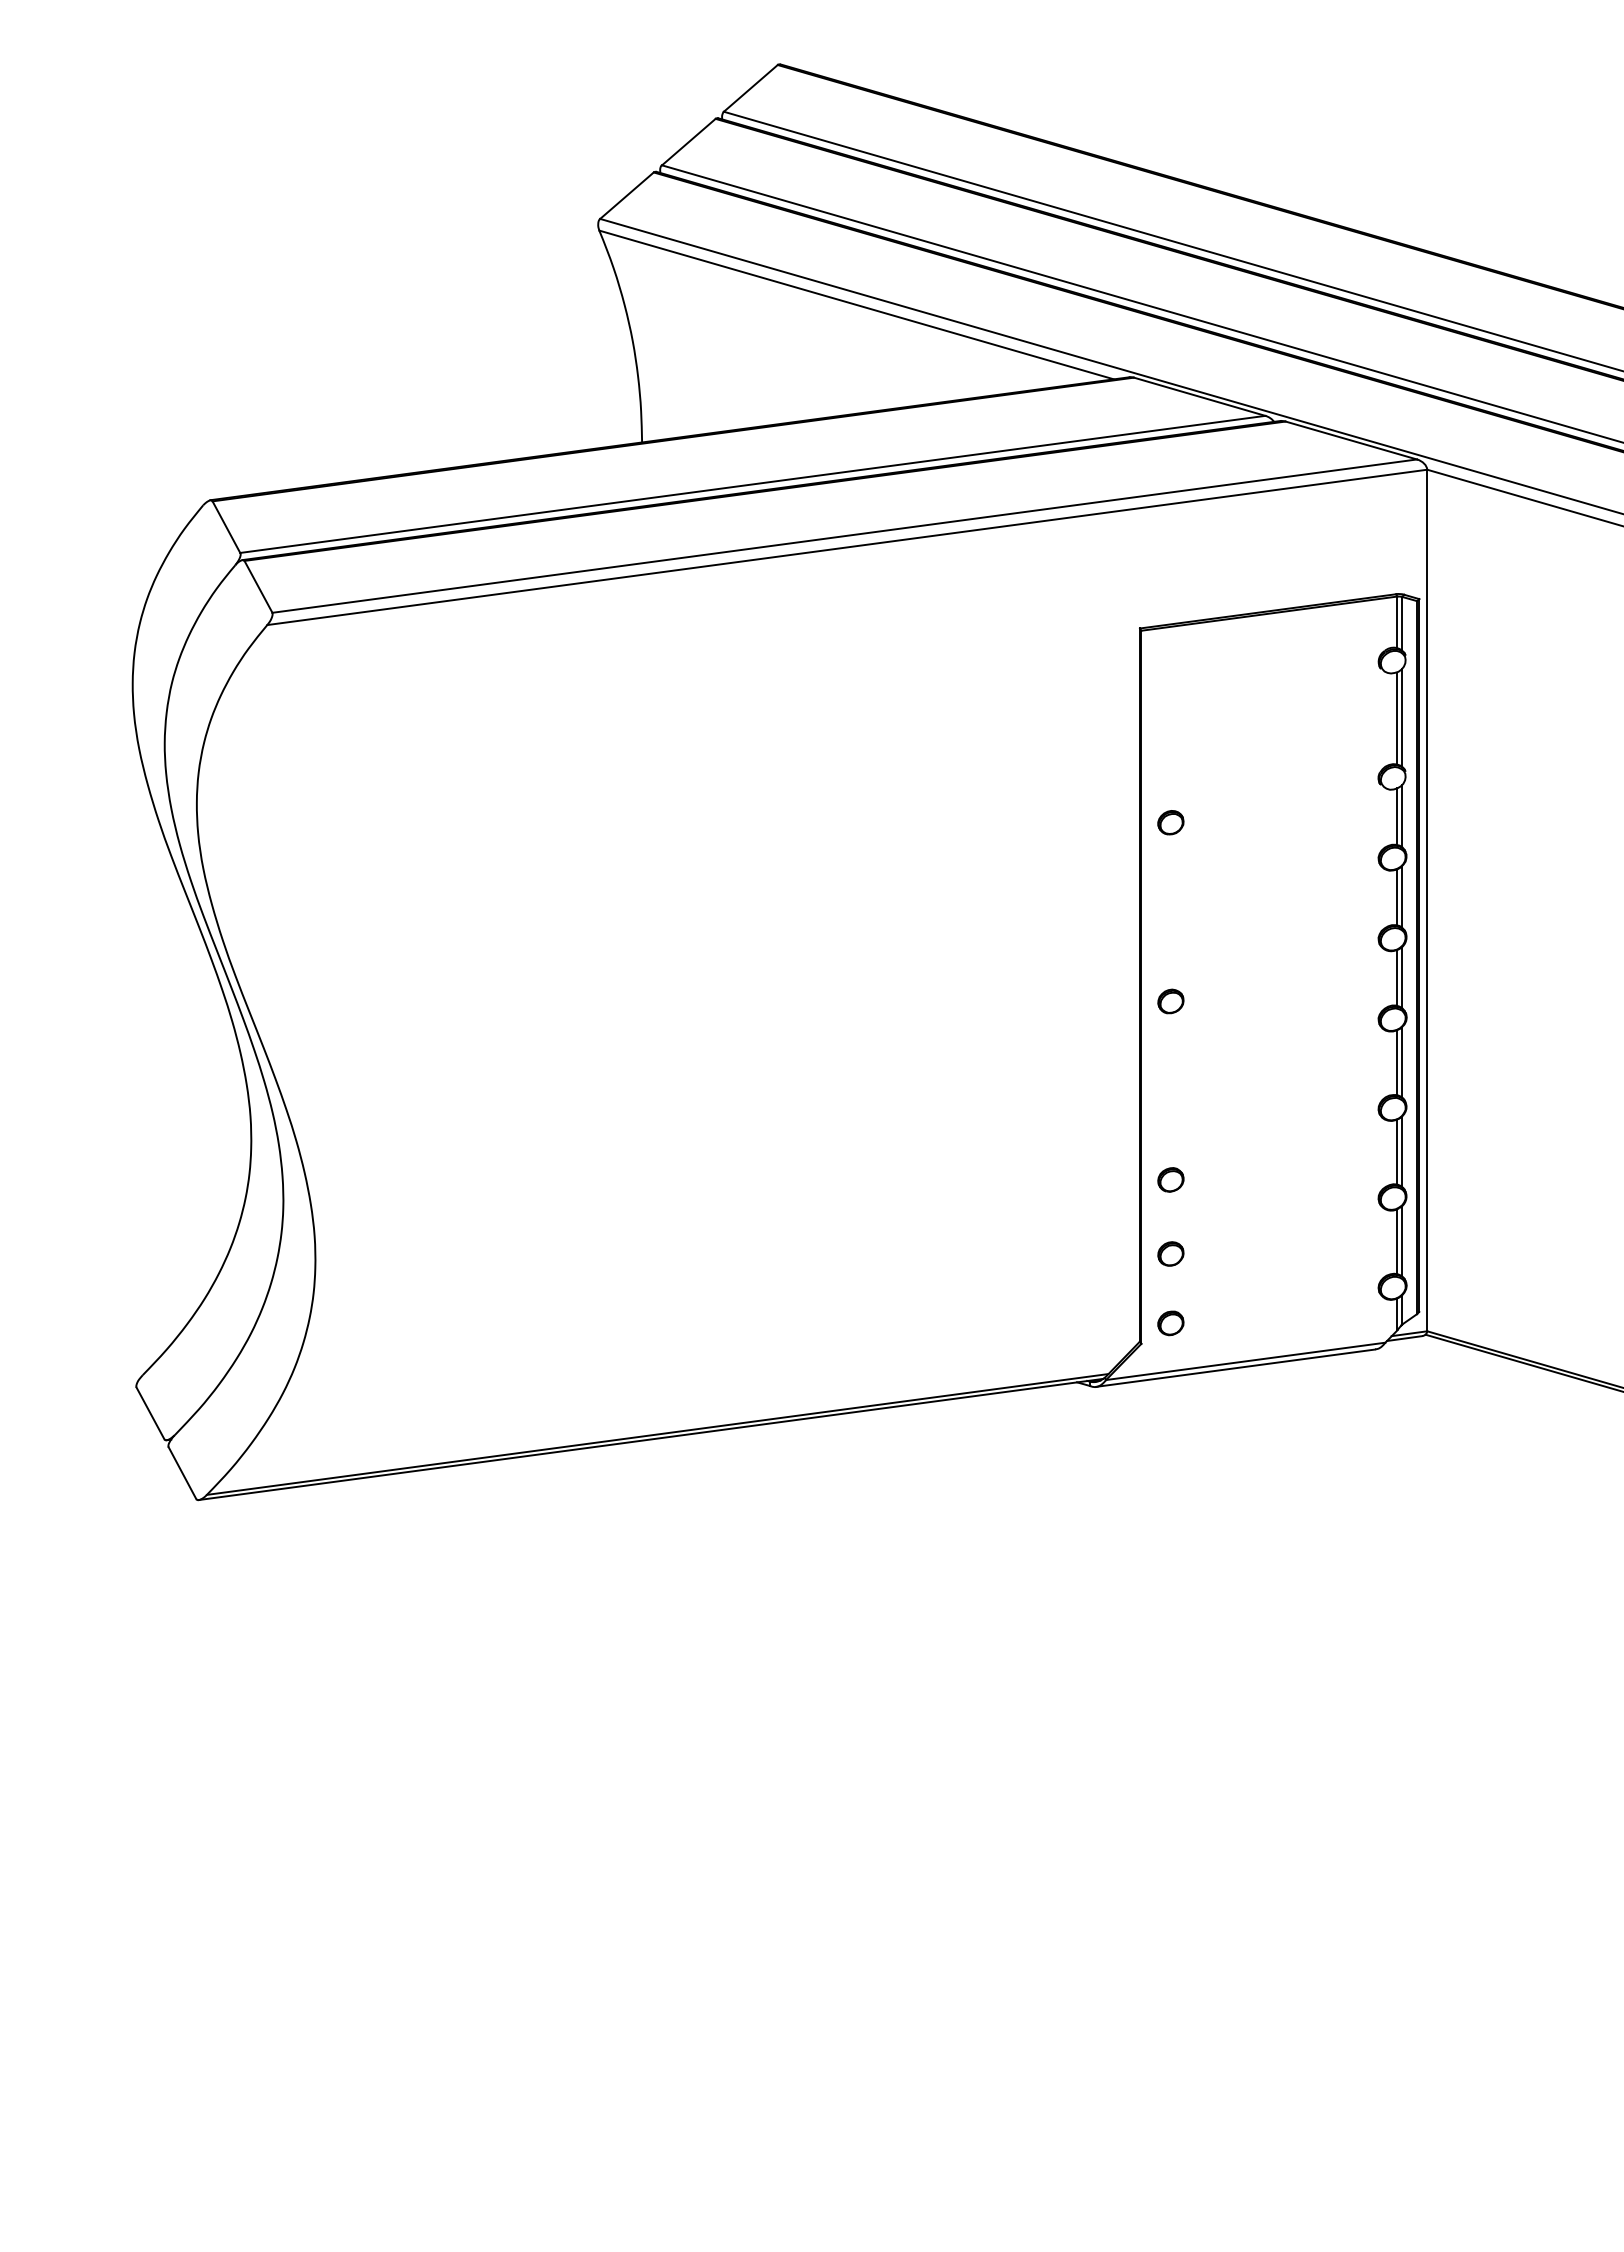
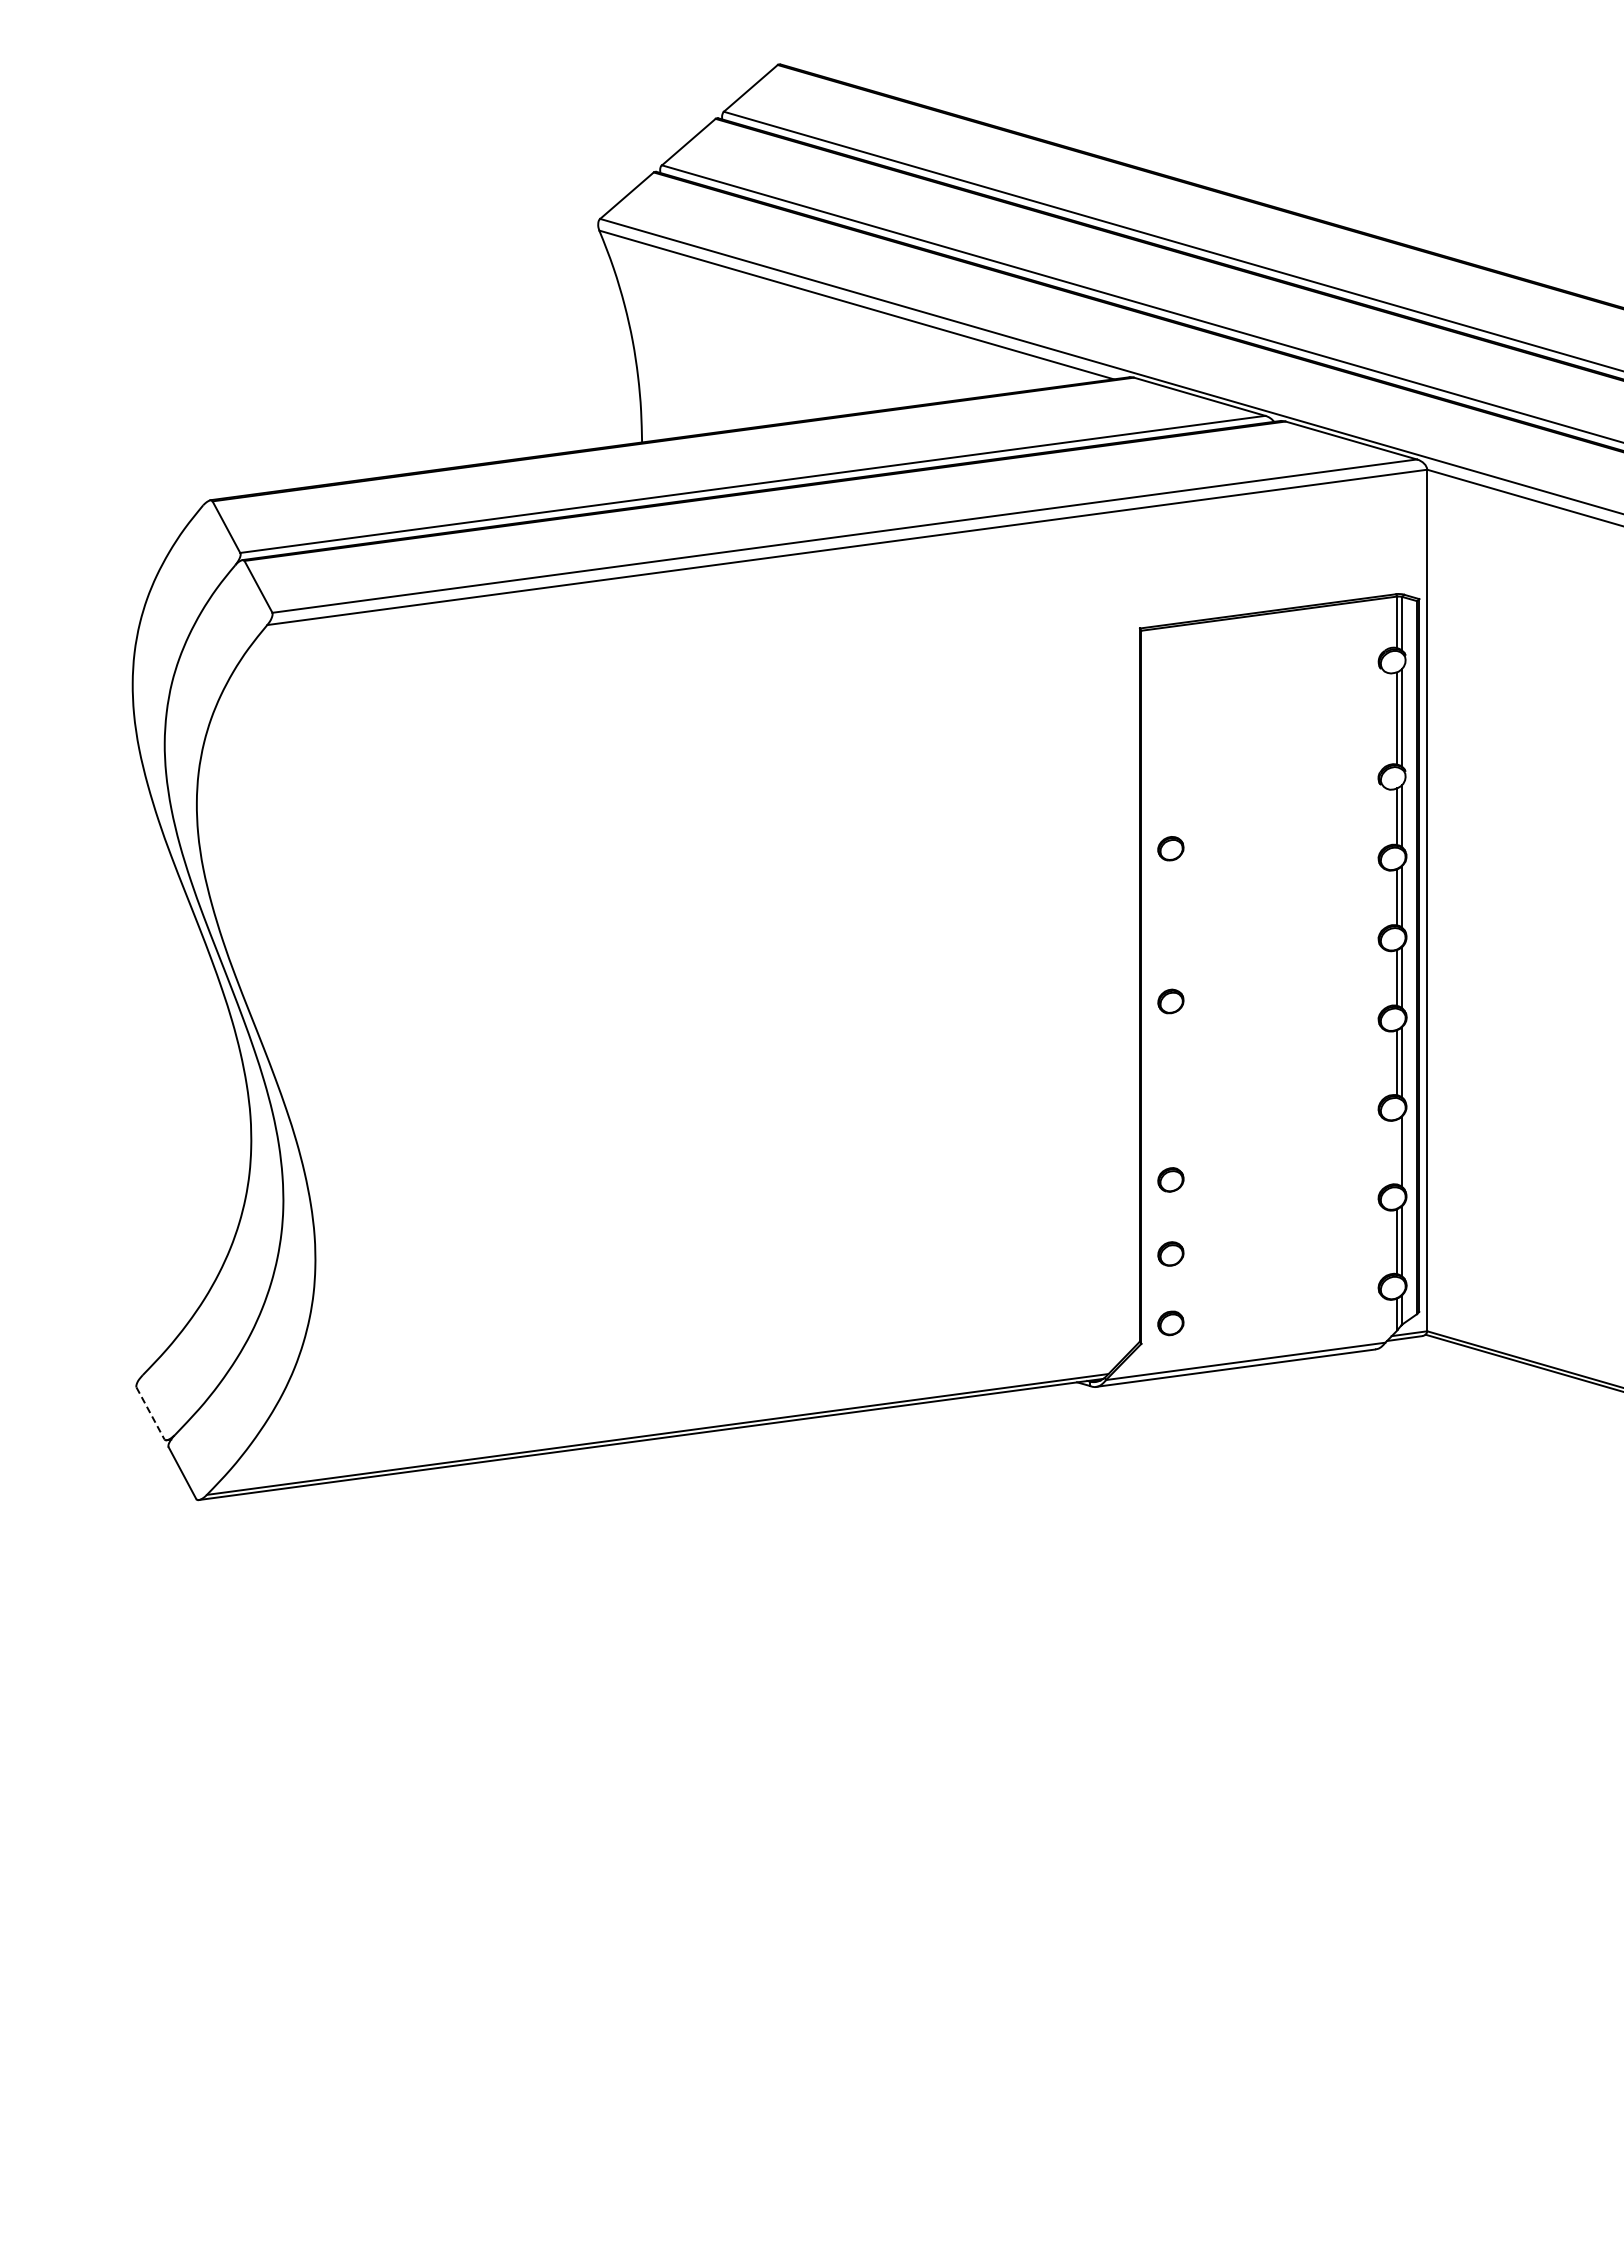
part position: (1170, 822) -> (1170, 848) (1170, 848)
line: present -> none (1397, 1151)
line: solid -> dashed (150, 1413)
